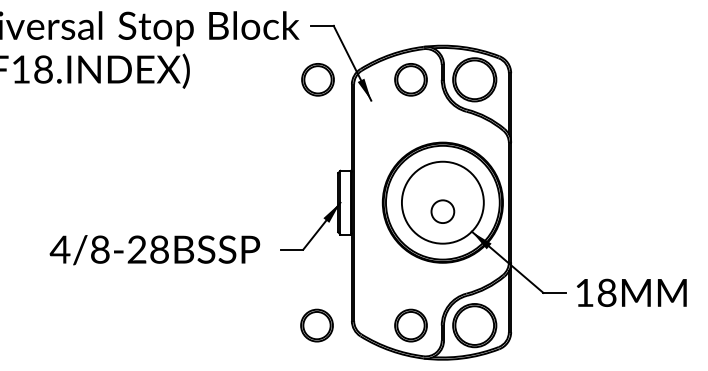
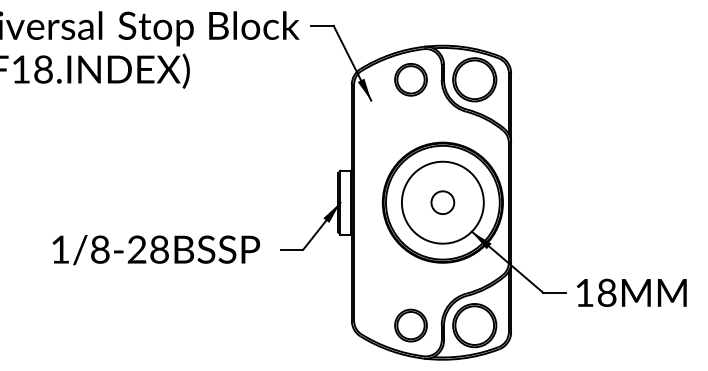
part: present -> none (317, 79)
circle position: (442, 211) -> (442, 202) (442, 202)
text: 4/8-28 -> 1/8-28 (59, 249)
part: present -> none (316, 325)
